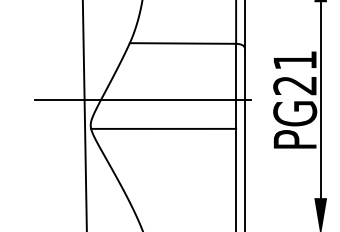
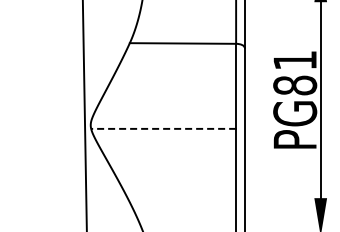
text: PG21 -> PG81 (295, 85)
line: present -> none (143, 100)
line: solid -> dashed (163, 128)
